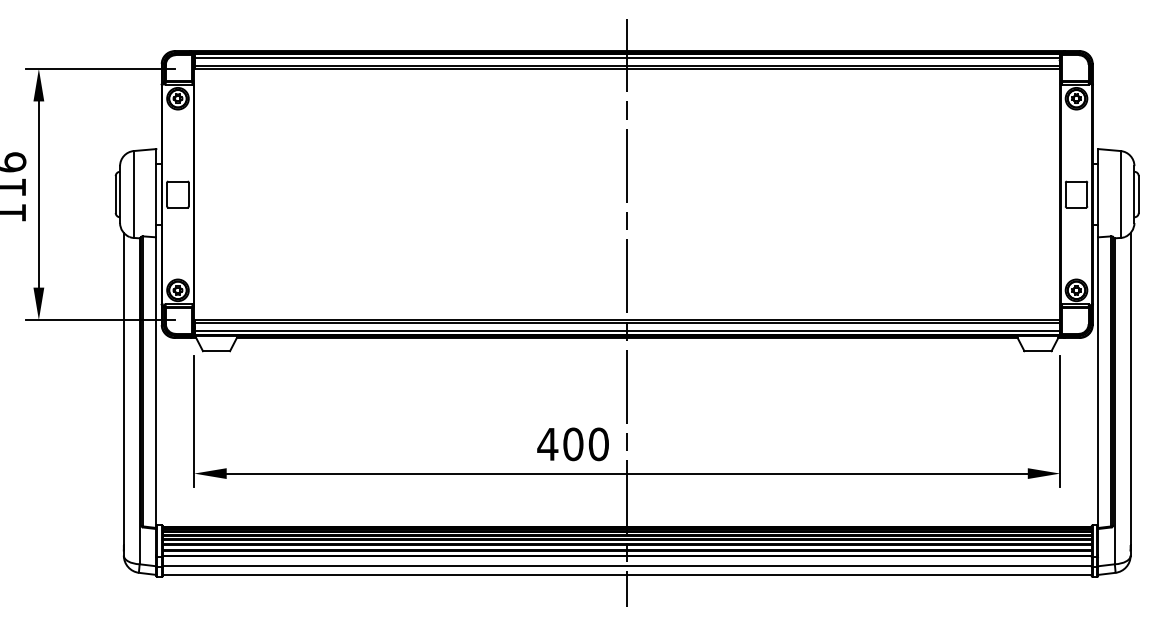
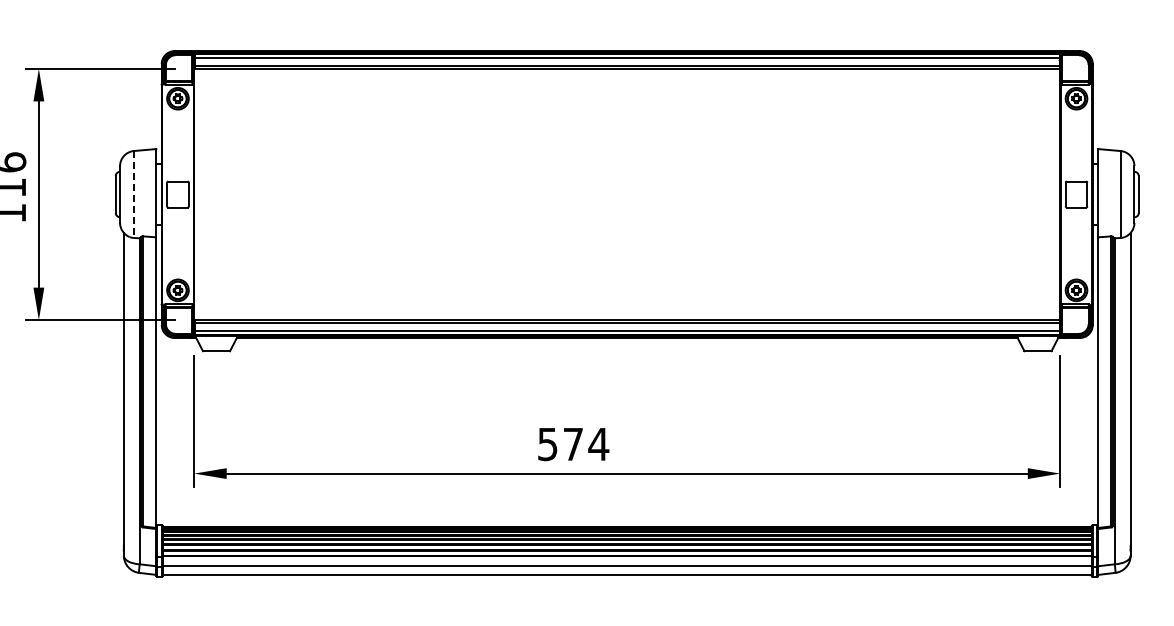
line: solid -> dashed (133, 195)
line: present -> none (627, 312)
text: 400 -> 574 (573, 444)
